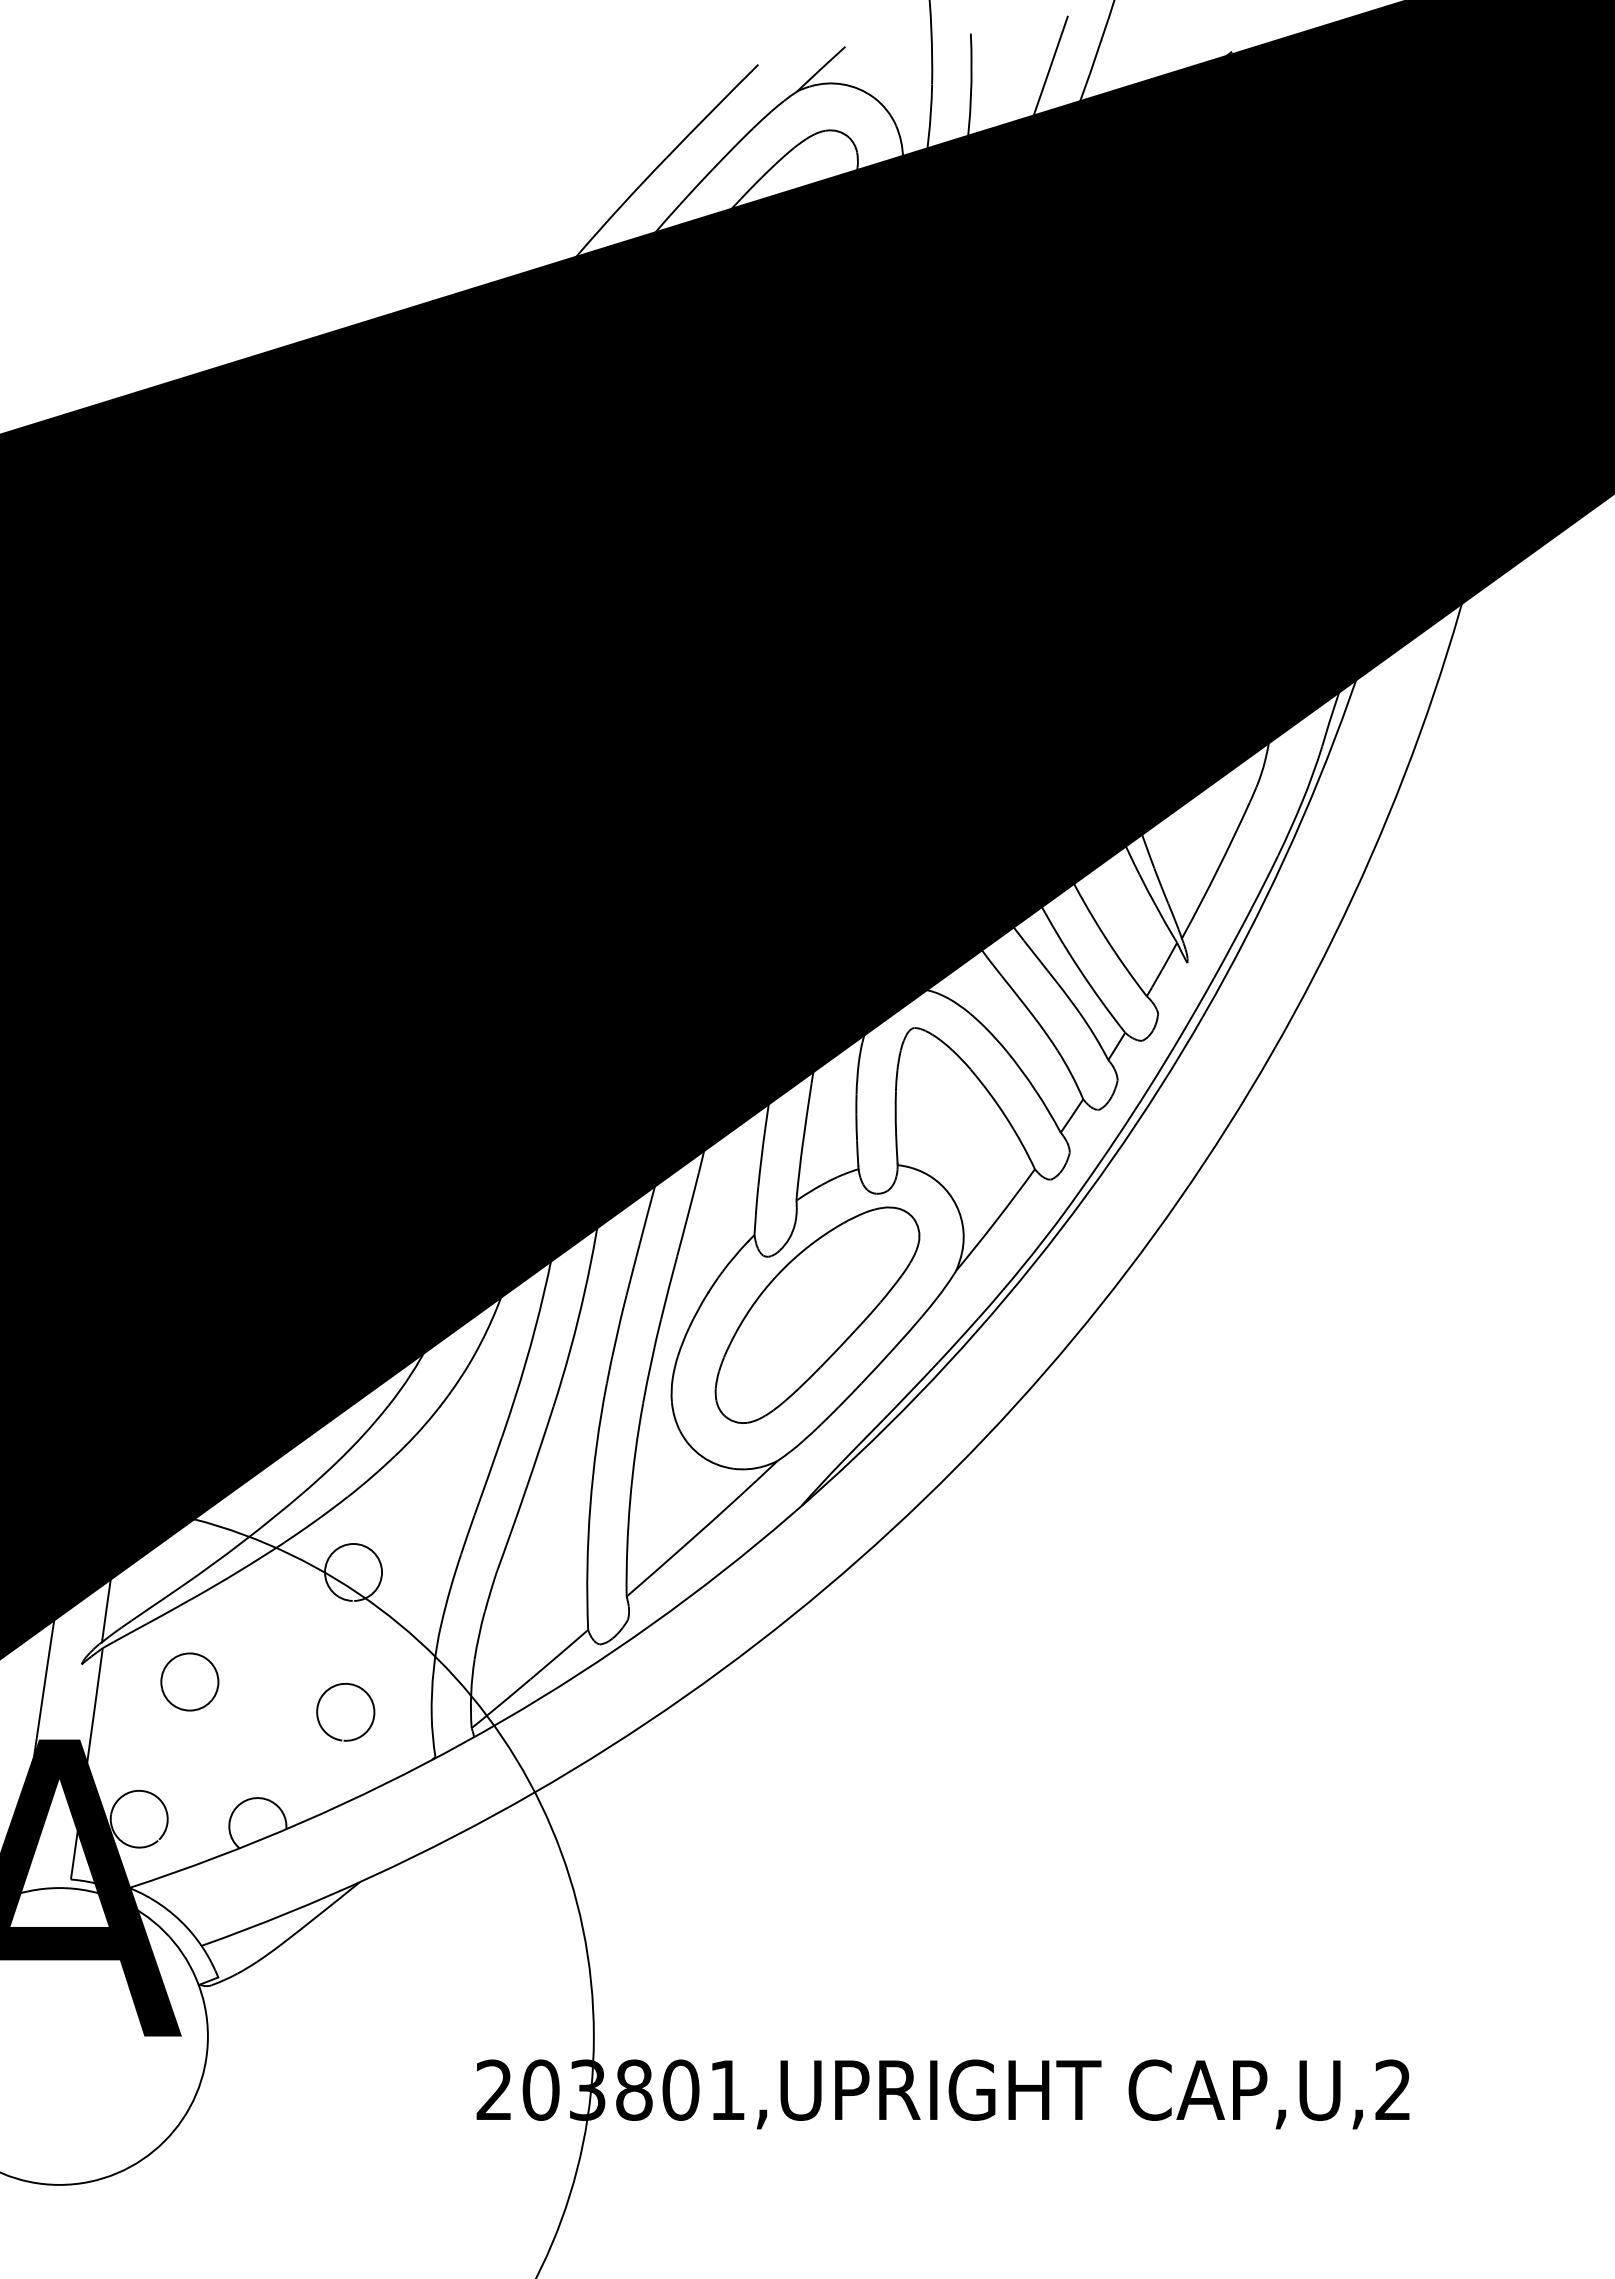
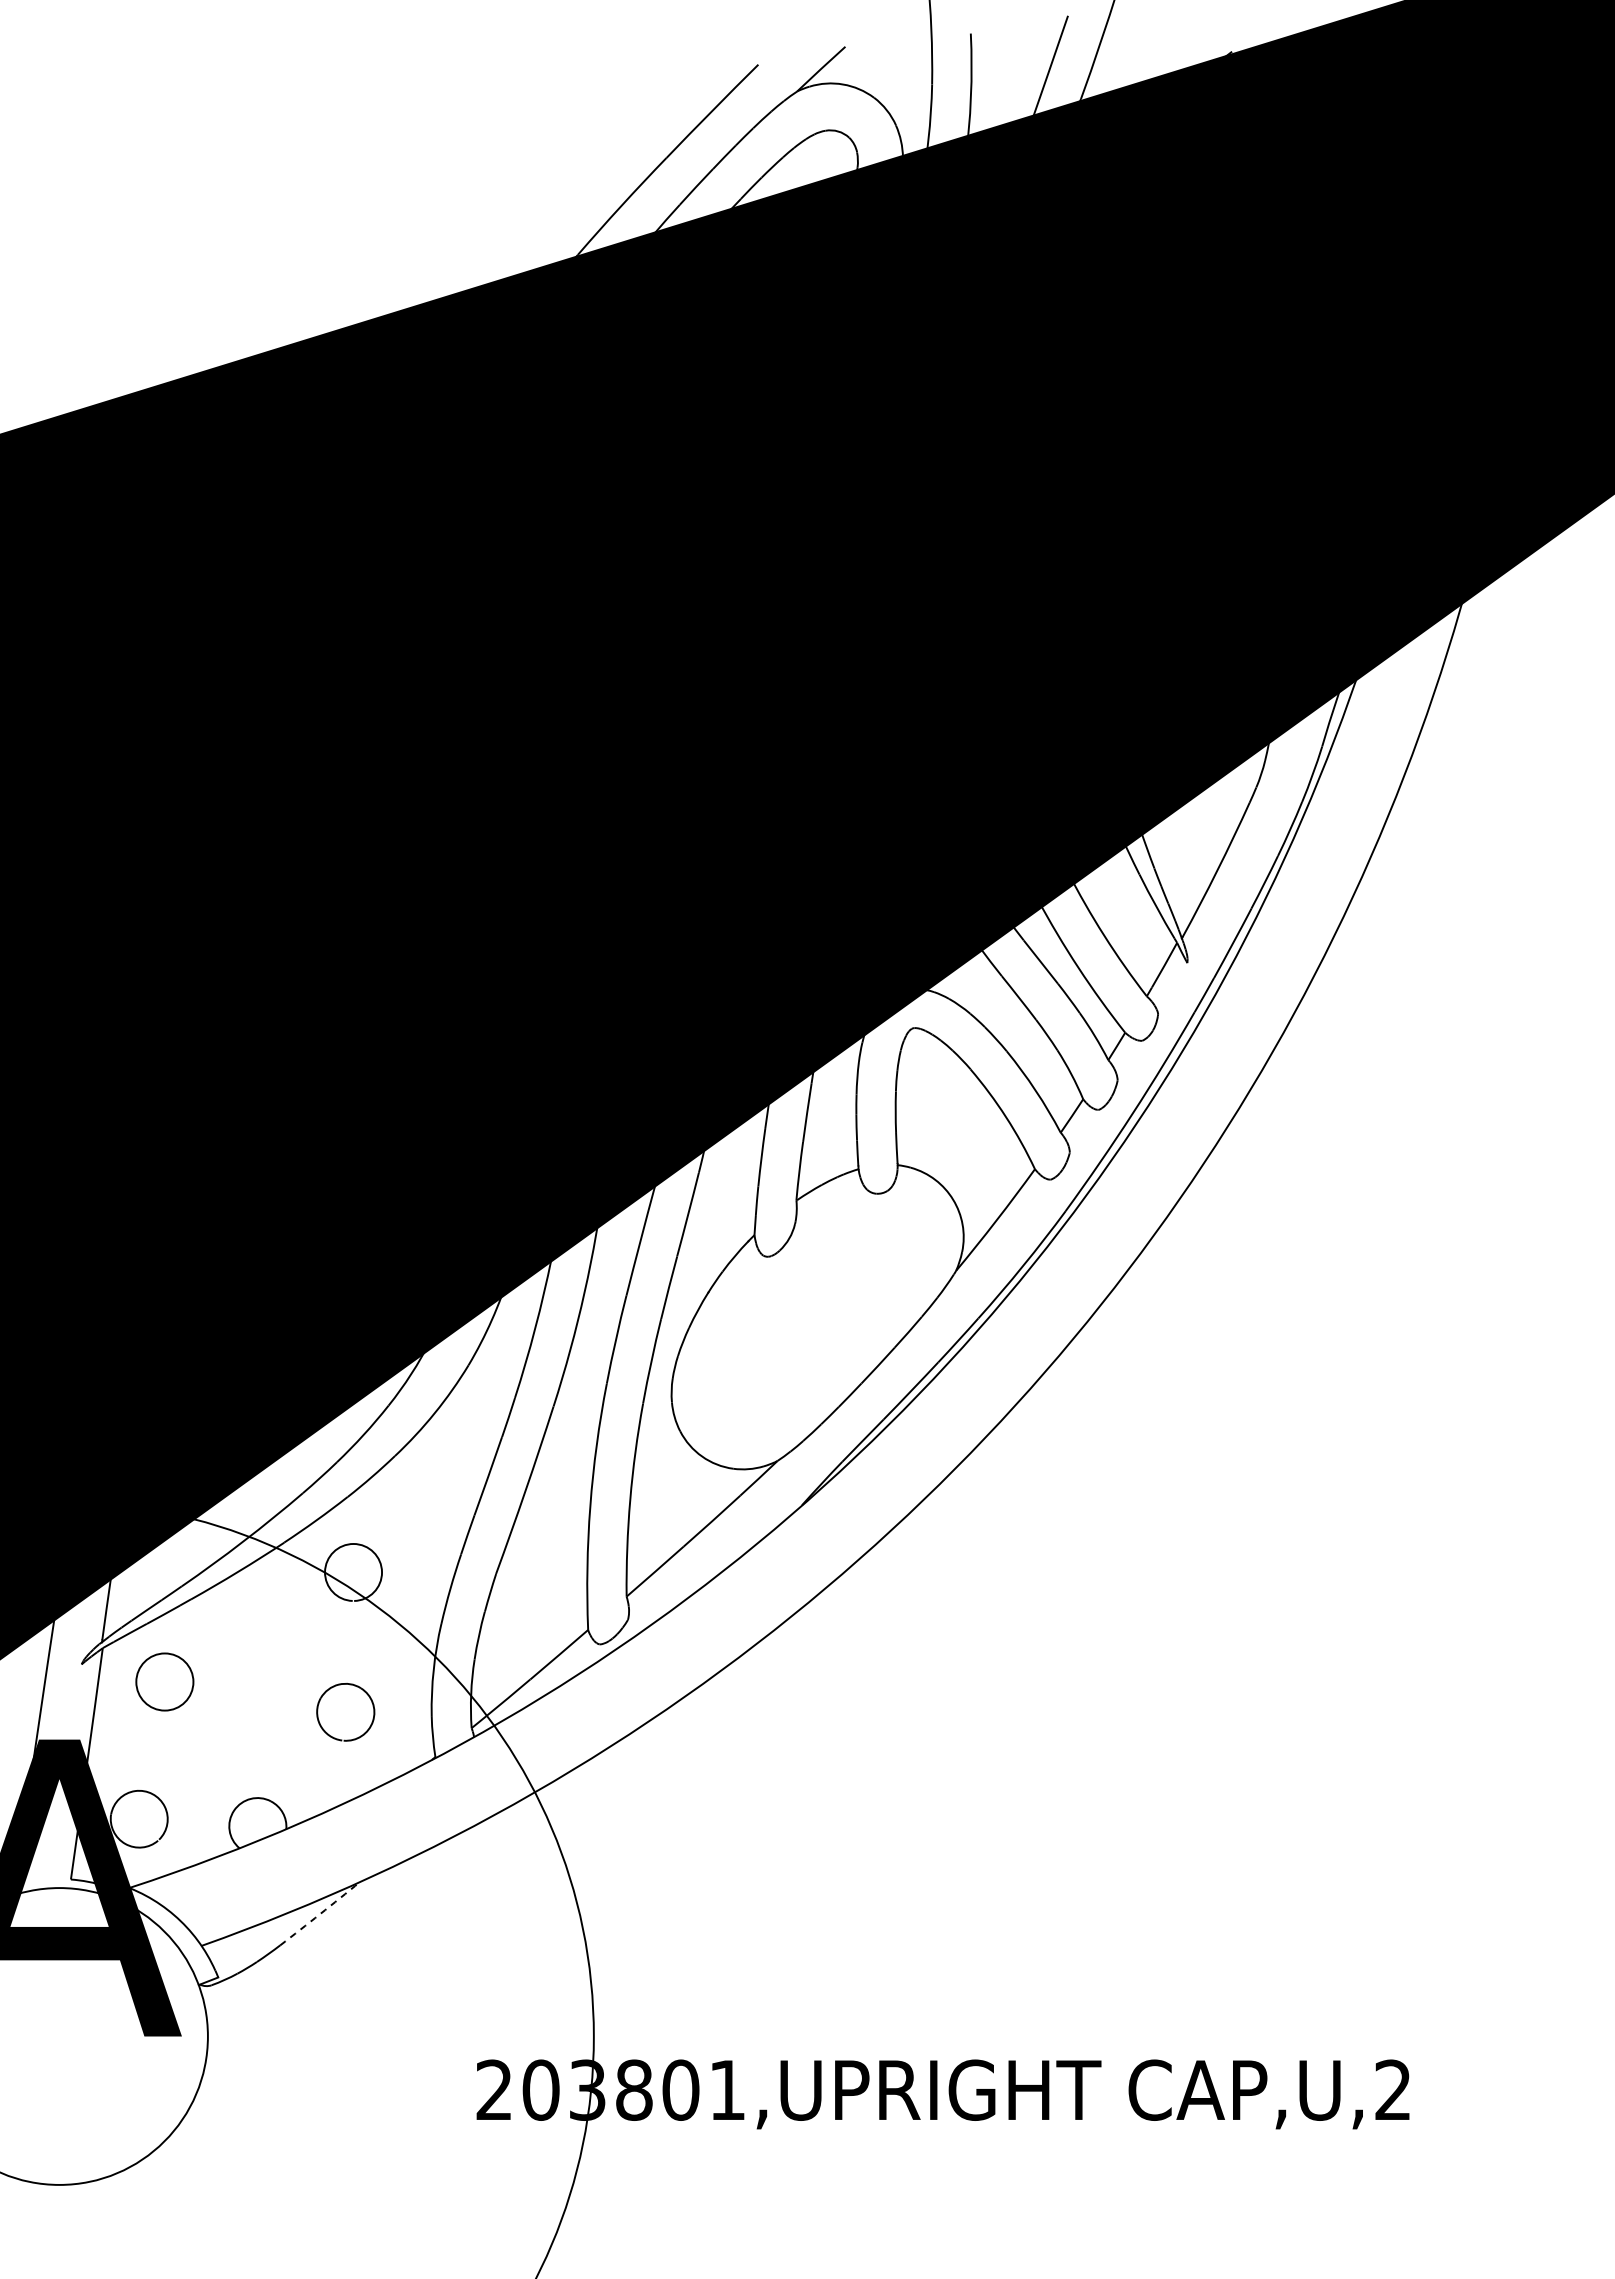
part: present -> none (817, 1314)
circle position: (189, 1681) -> (164, 1681) (164, 1681)
arc: solid -> dashed (320, 1914)
